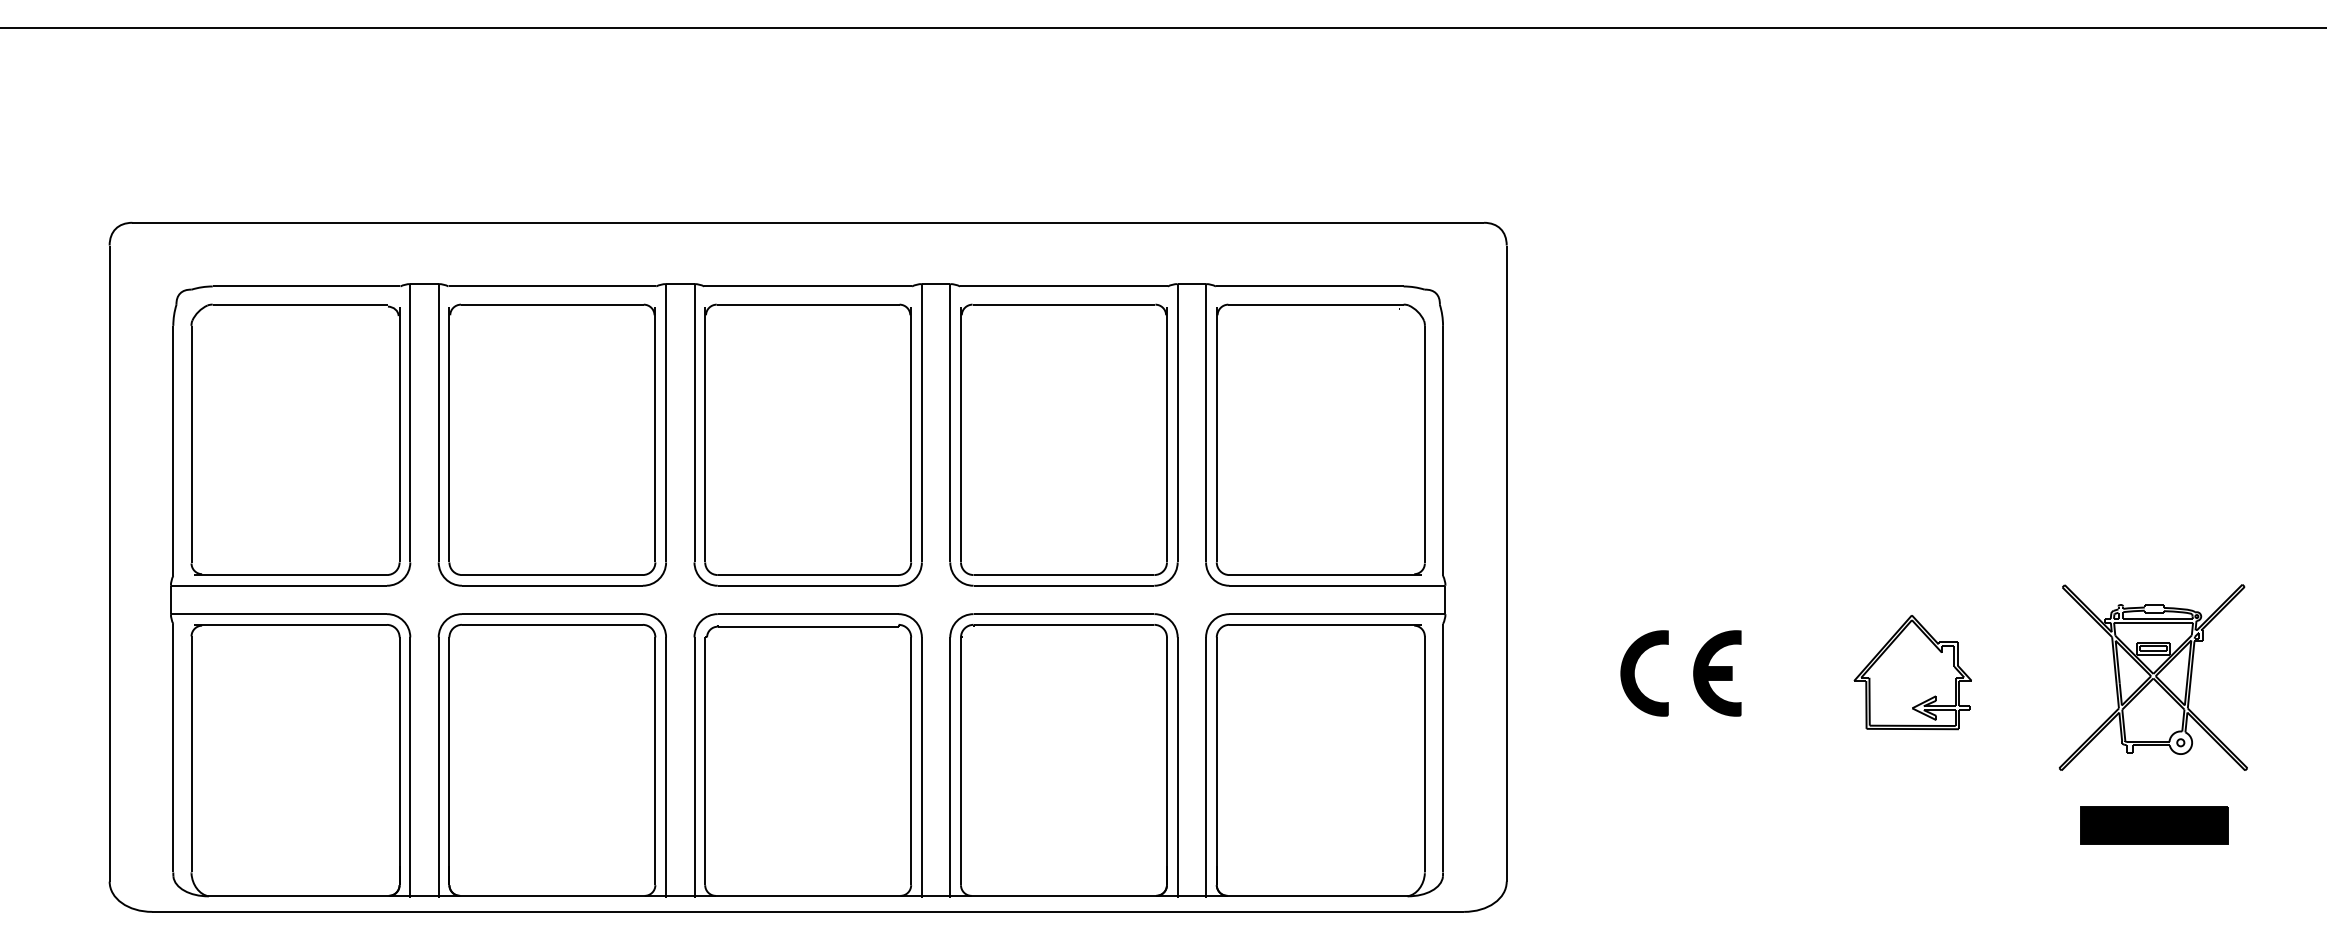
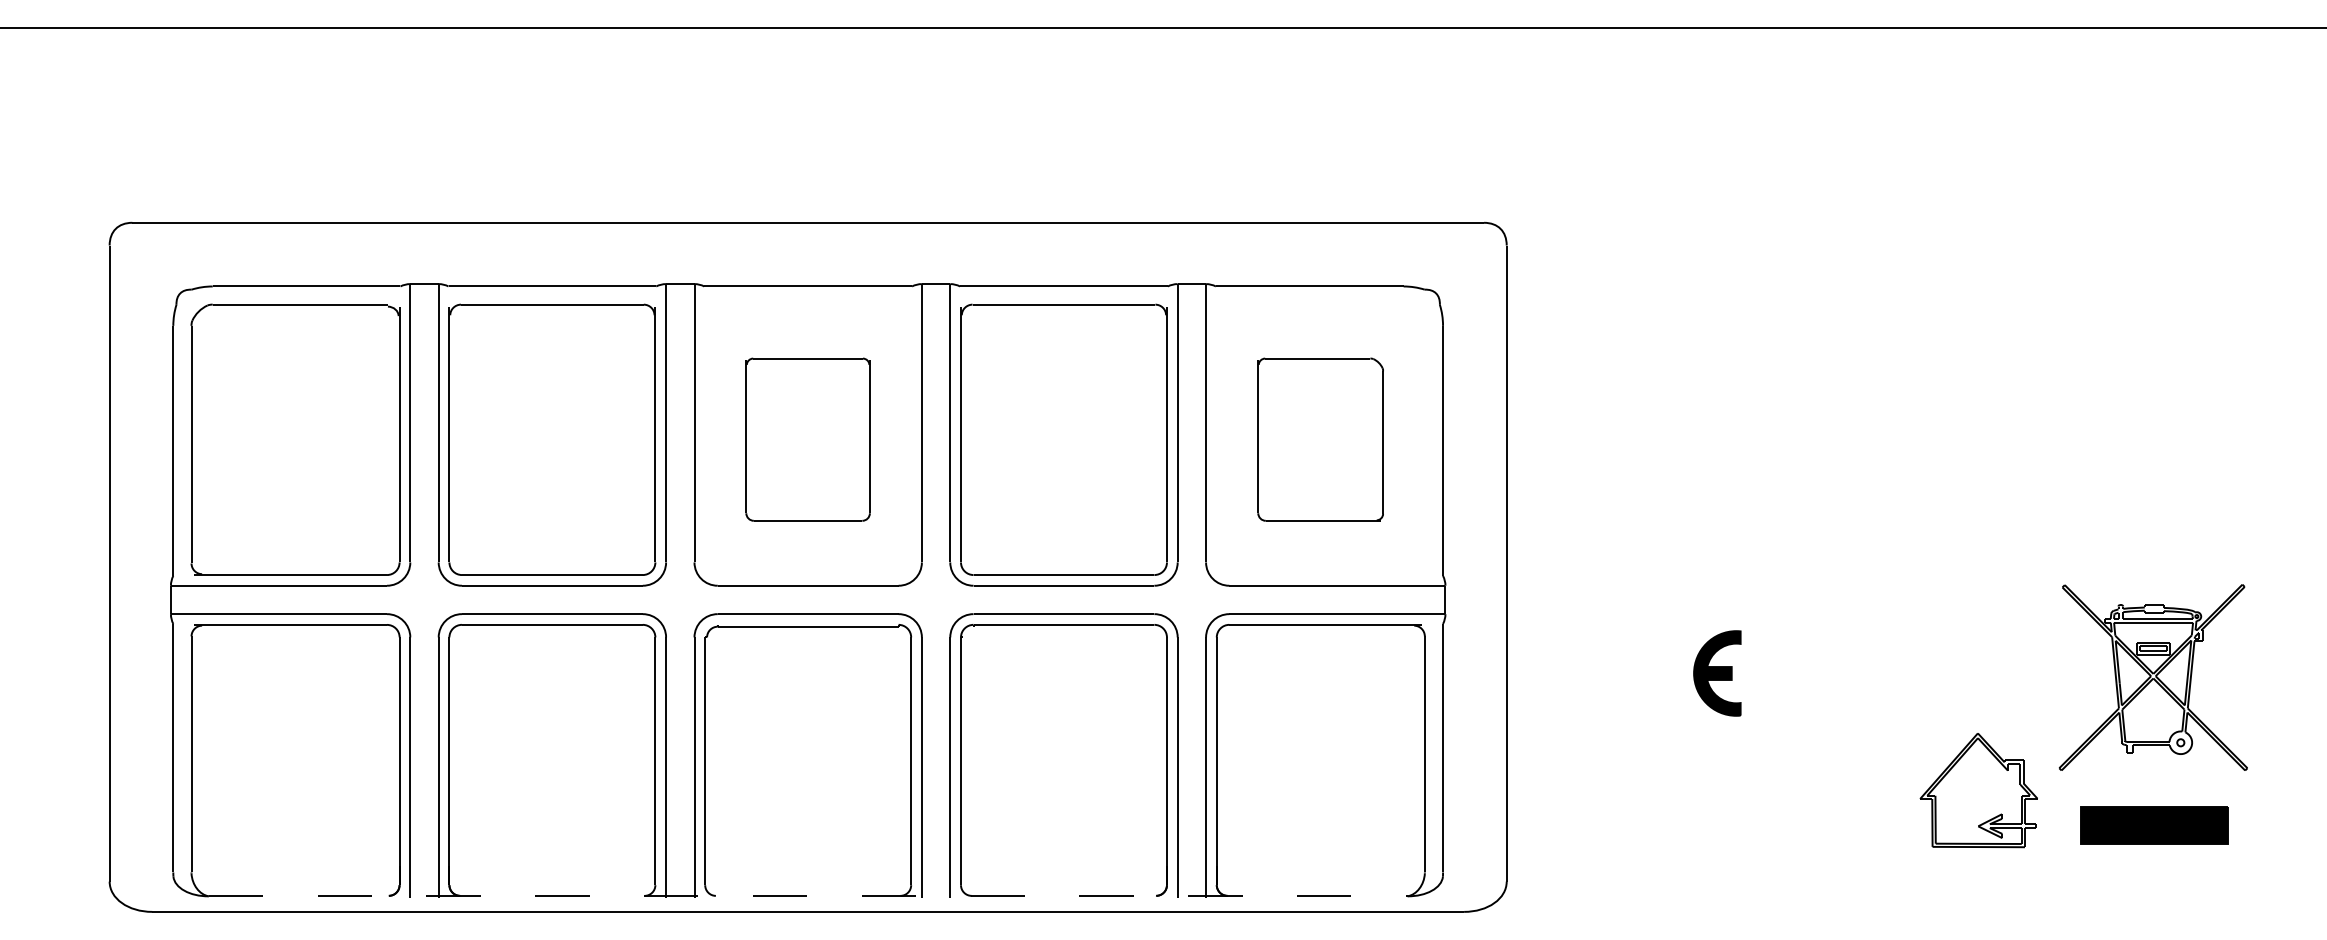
part size: 208x273 px -> 126x165 px (807, 439)
part size: 211x273 px -> 127x165 px (1320, 439)
part position: (1912, 672) -> (1978, 790) (1978, 790)
part: present -> none (1634, 673)
line: solid -> dashed (808, 896)
